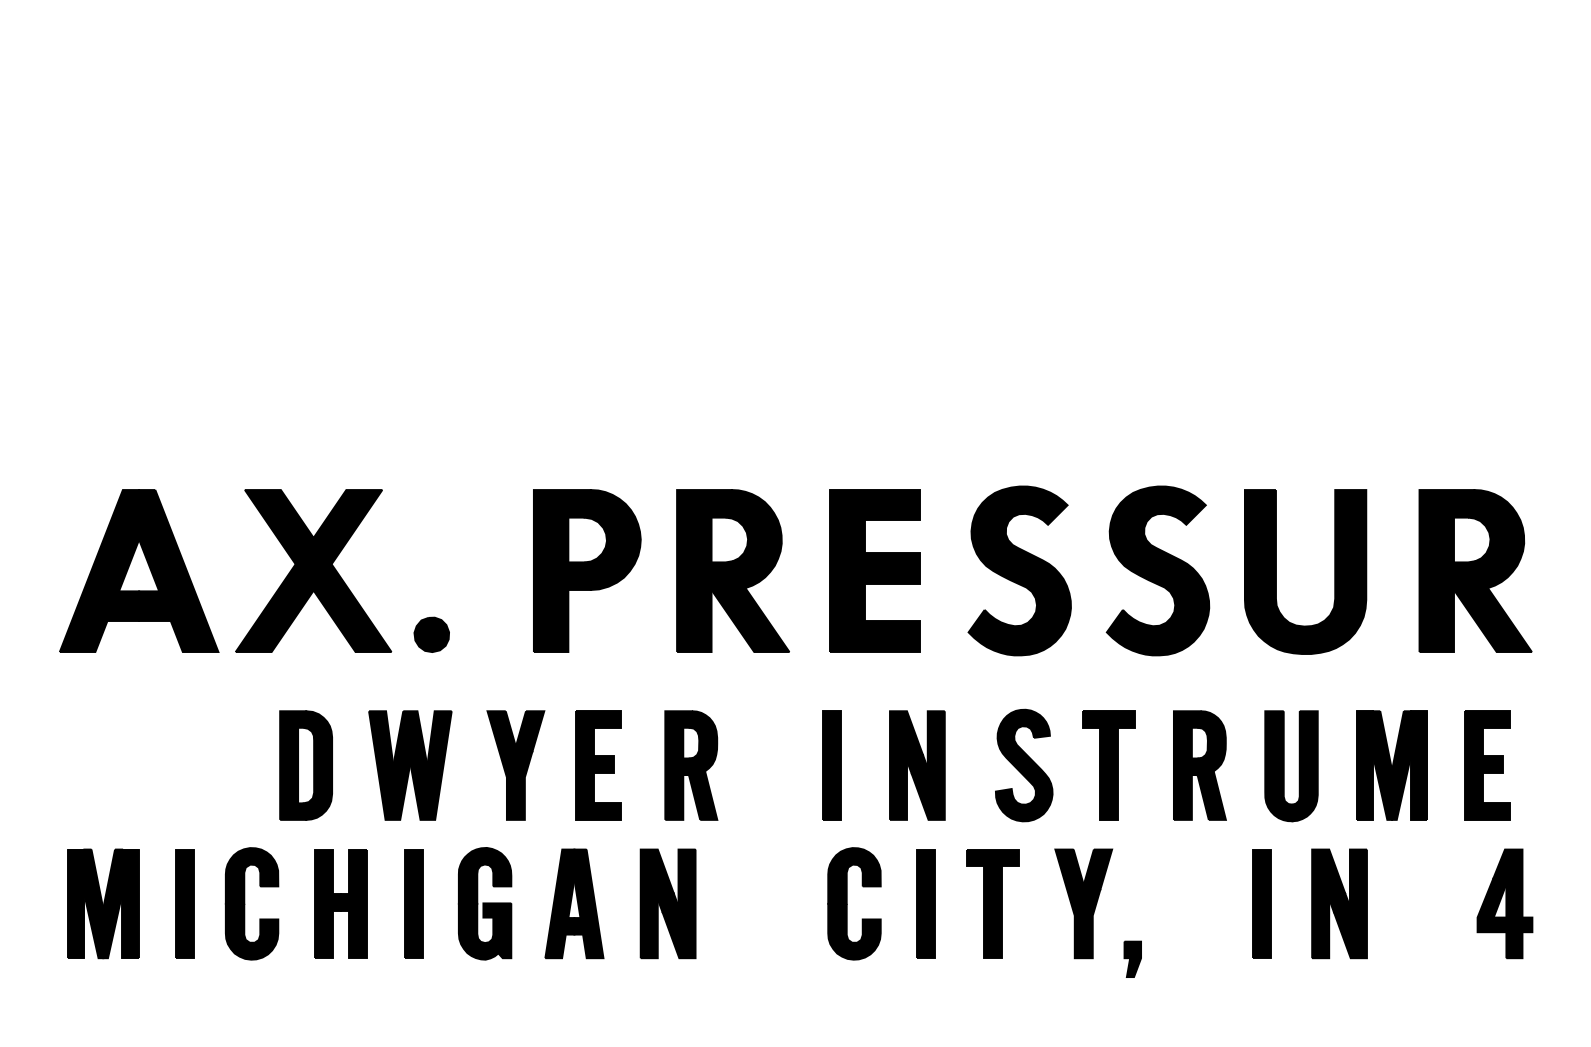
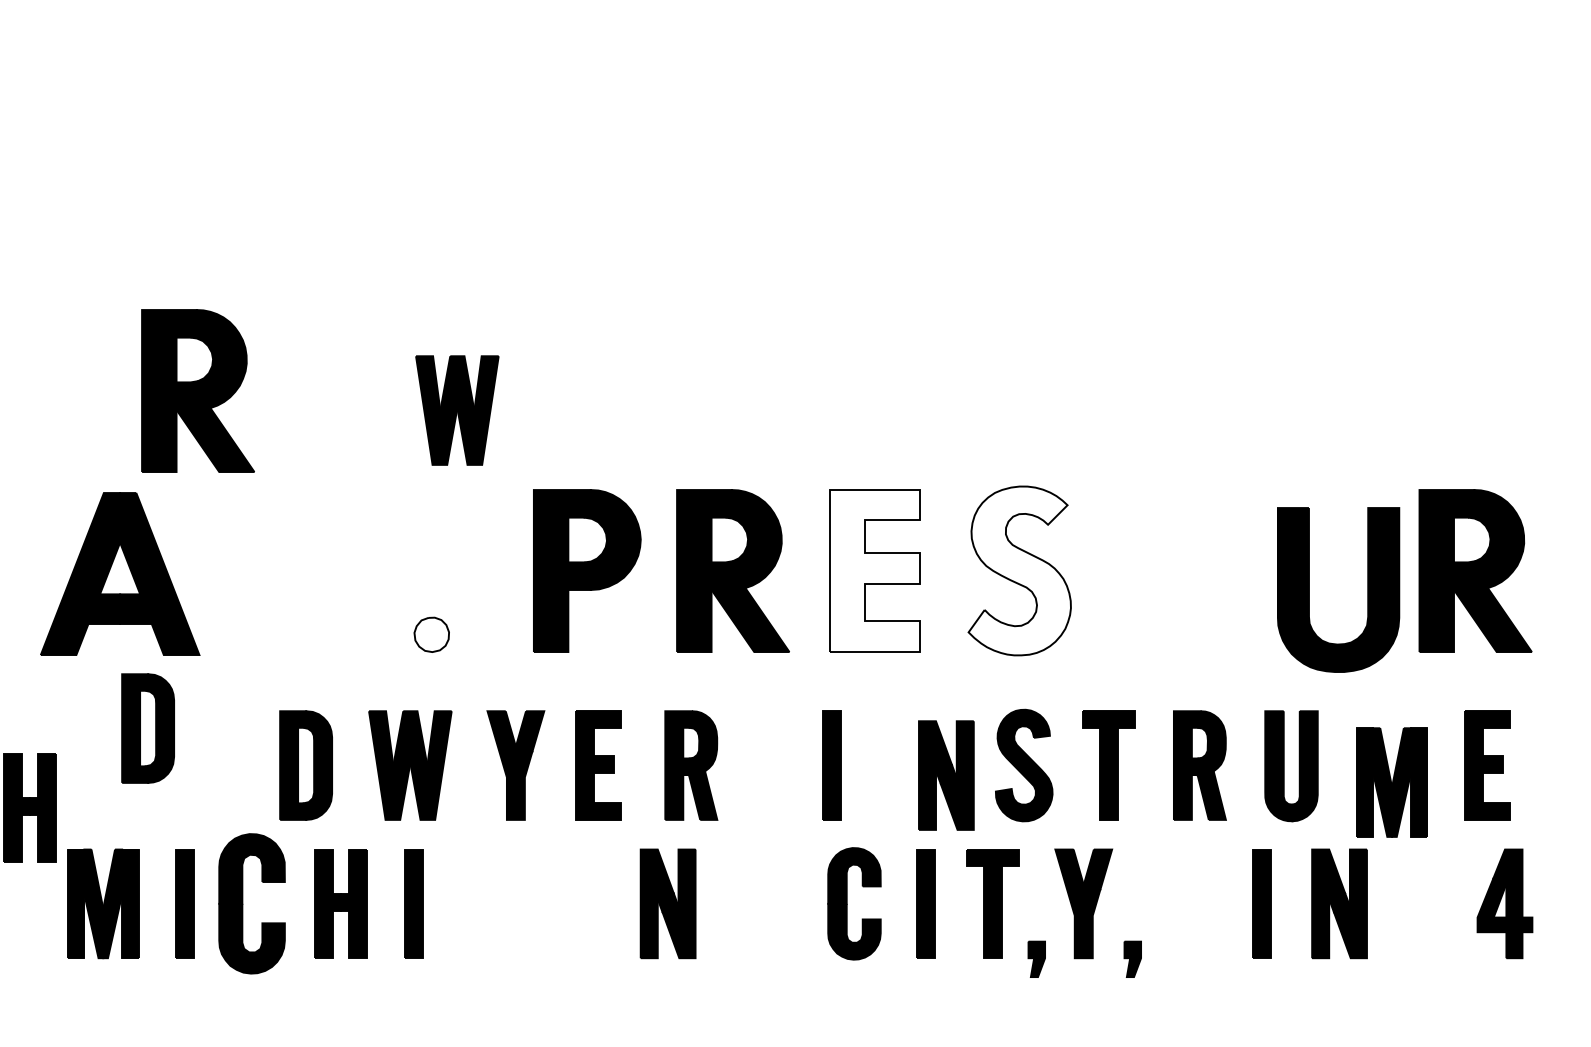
part: none -> present (197, 390)
part: none -> present (457, 410)
part position: (139, 570) -> (120, 573) (120, 573)
part: present -> none (313, 570)
fill: present -> none (1019, 570)
part: present -> none (1157, 570)
fill: present -> none (874, 571)
part position: (1276, 571) -> (1309, 589) (1309, 589)
fill: present -> none (431, 634)
part: none -> present (147, 728)
part position: (917, 765) -> (946, 775) (946, 775)
part position: (1391, 765) -> (1391, 782) (1391, 782)
part: none -> present (29, 807)
part size: 56x114 px -> 68x142 px (251, 903)
part: present -> none (484, 903)
part: present -> none (574, 903)
part: none -> present (1036, 958)
